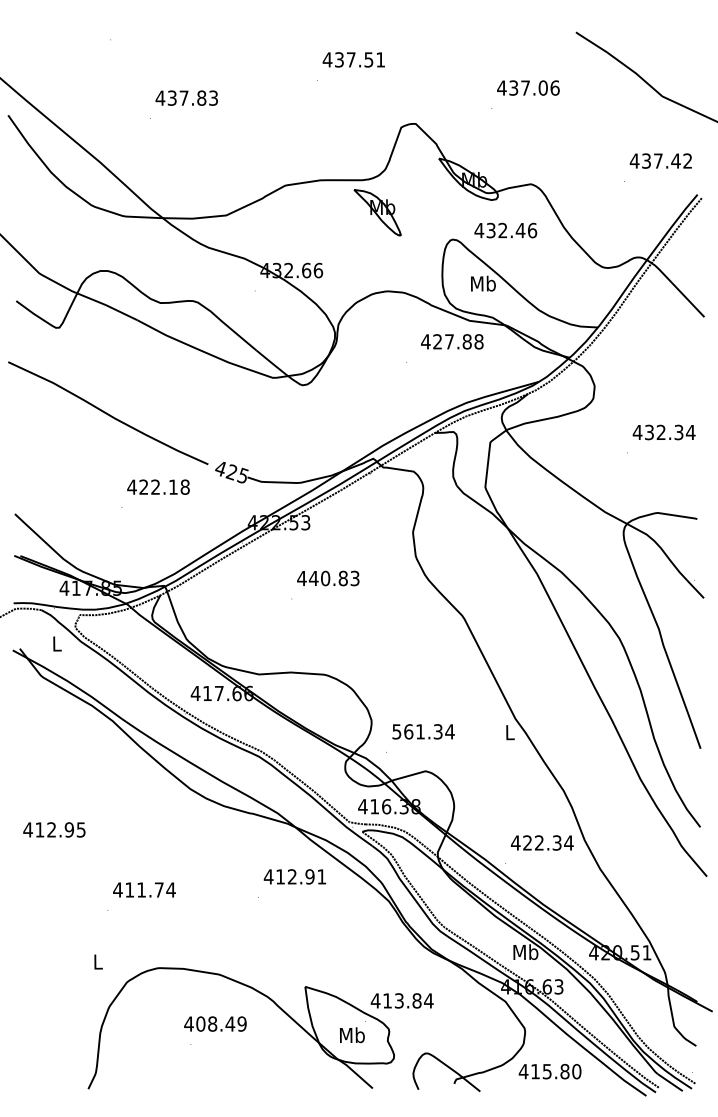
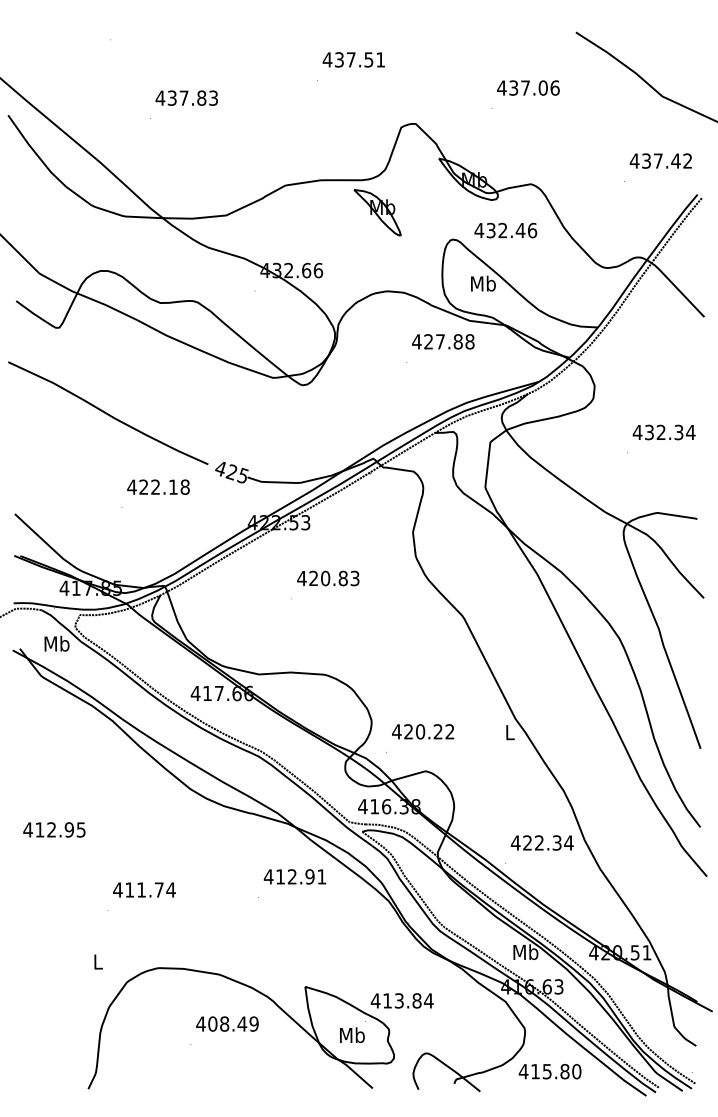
text position: (452, 341) -> (443, 341) (443, 341)
text: 440.83 -> 420.83 (313, 577)
text: L -> Mb (56, 643)
text: 561.34 -> 420.22 (423, 731)
text position: (215, 1023) -> (227, 1023) (227, 1023)
